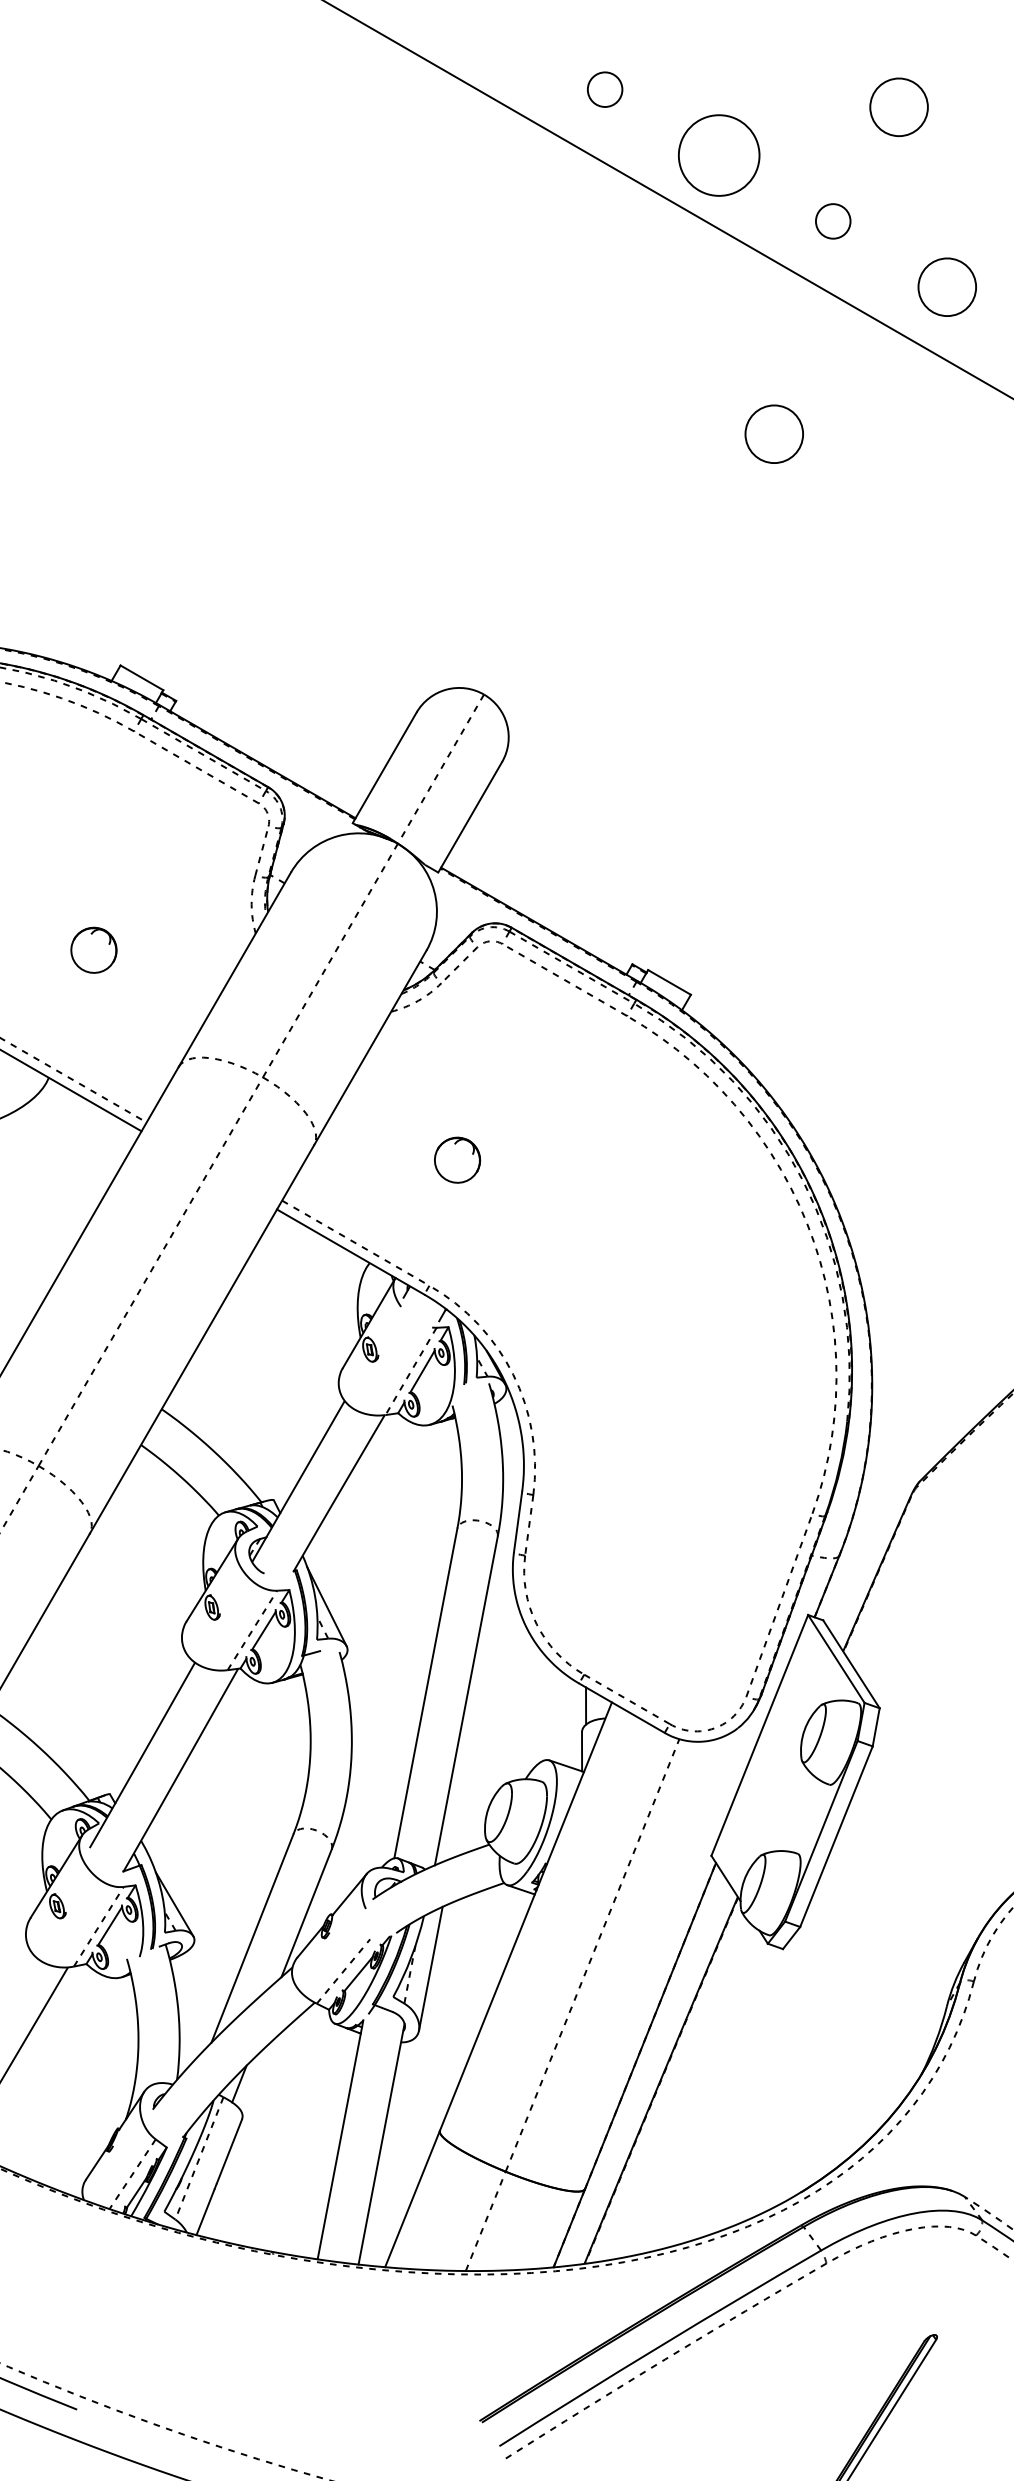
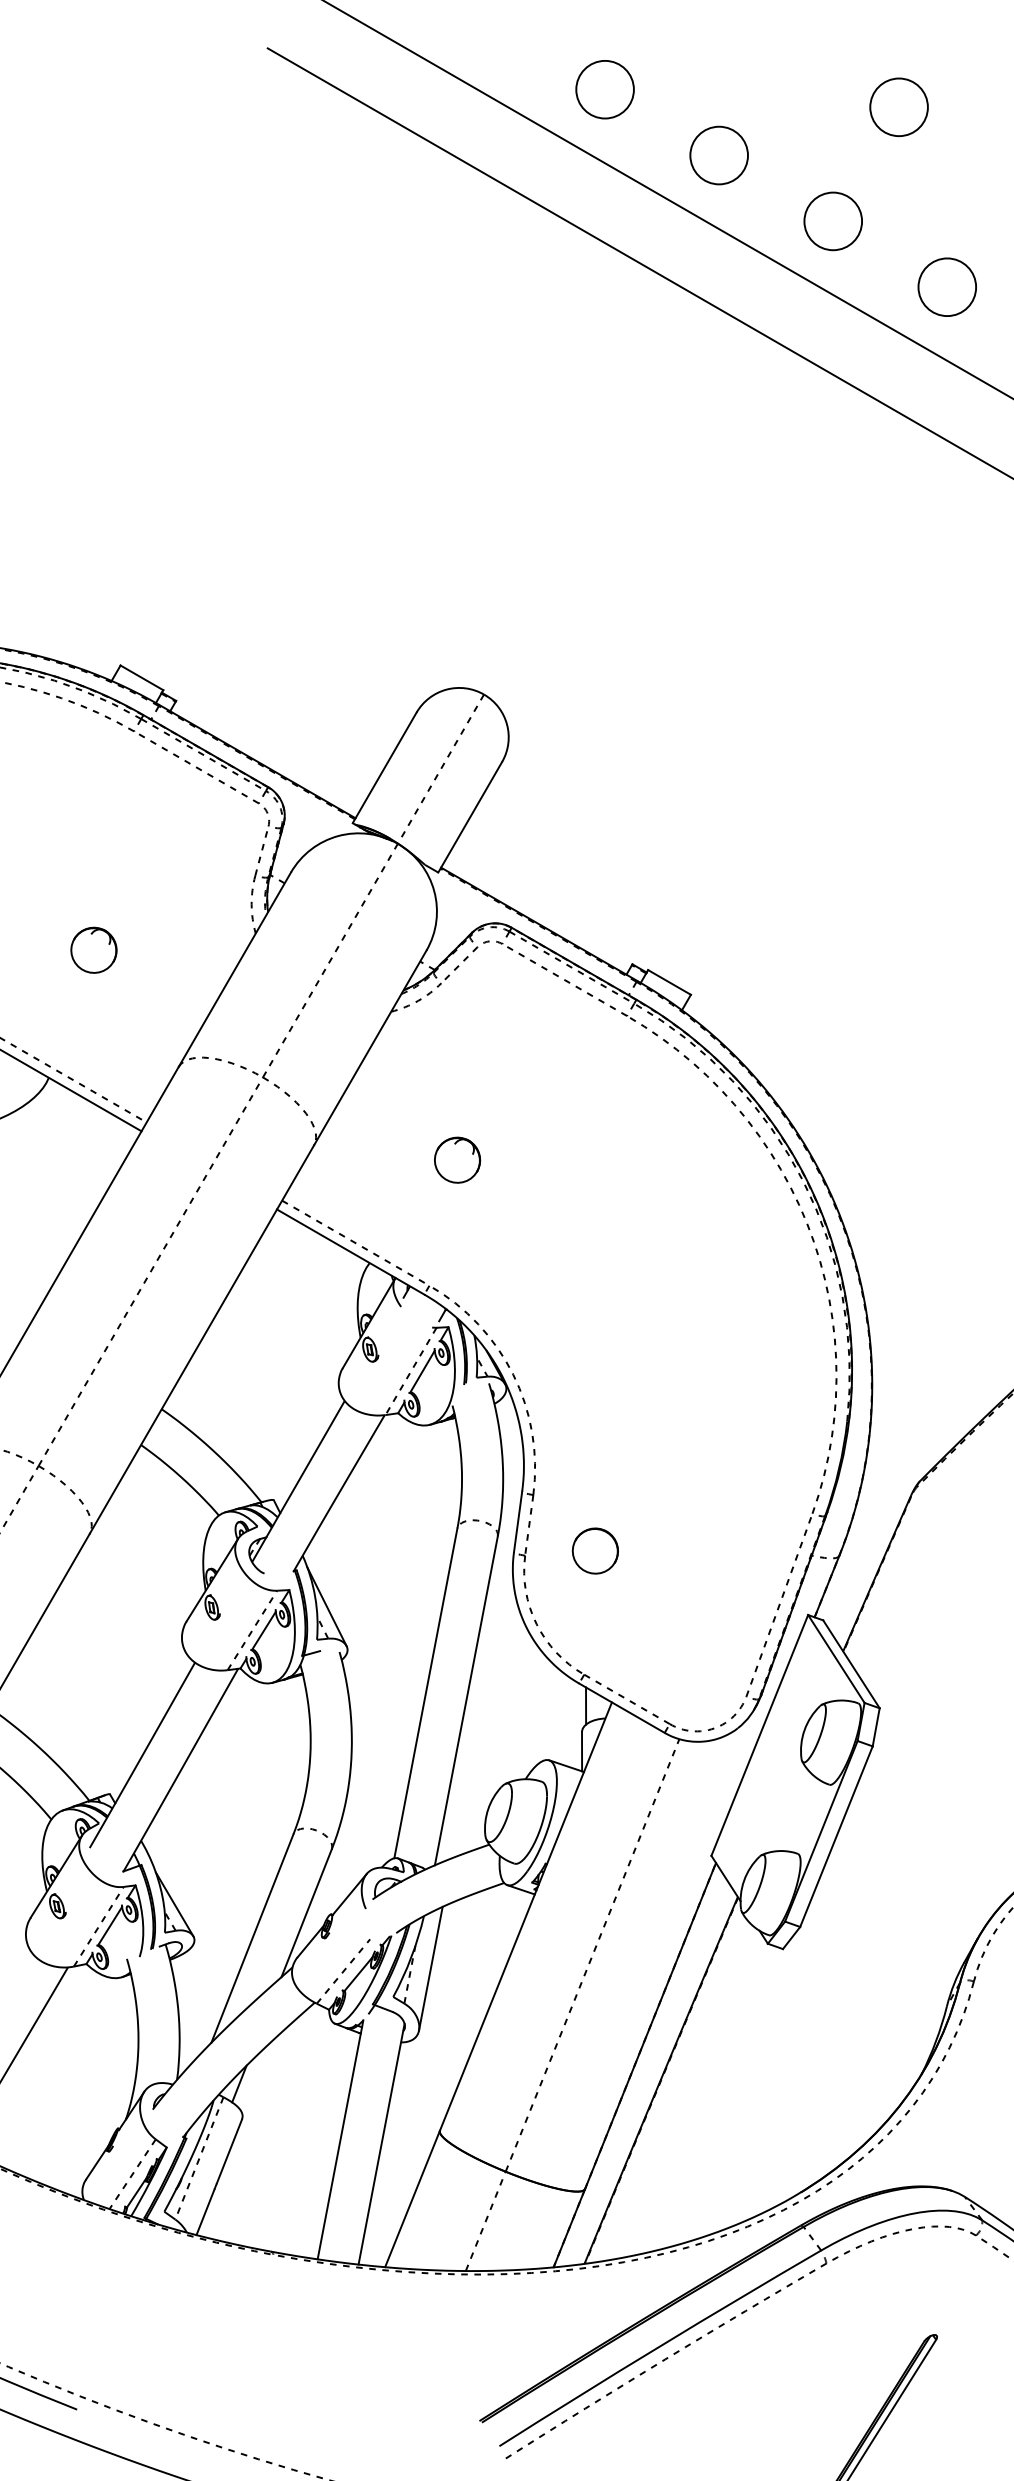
circle diameter: 35 px -> 58 px (604, 89)
circle diameter: 81 px -> 58 px (718, 155)
circle diameter: 35 px -> 58 px (833, 221)
line: none -> present (638, 262)
circle: present -> none (773, 433)
part: none -> present (594, 1550)
arc: dashed -> solid (989, 2213)
